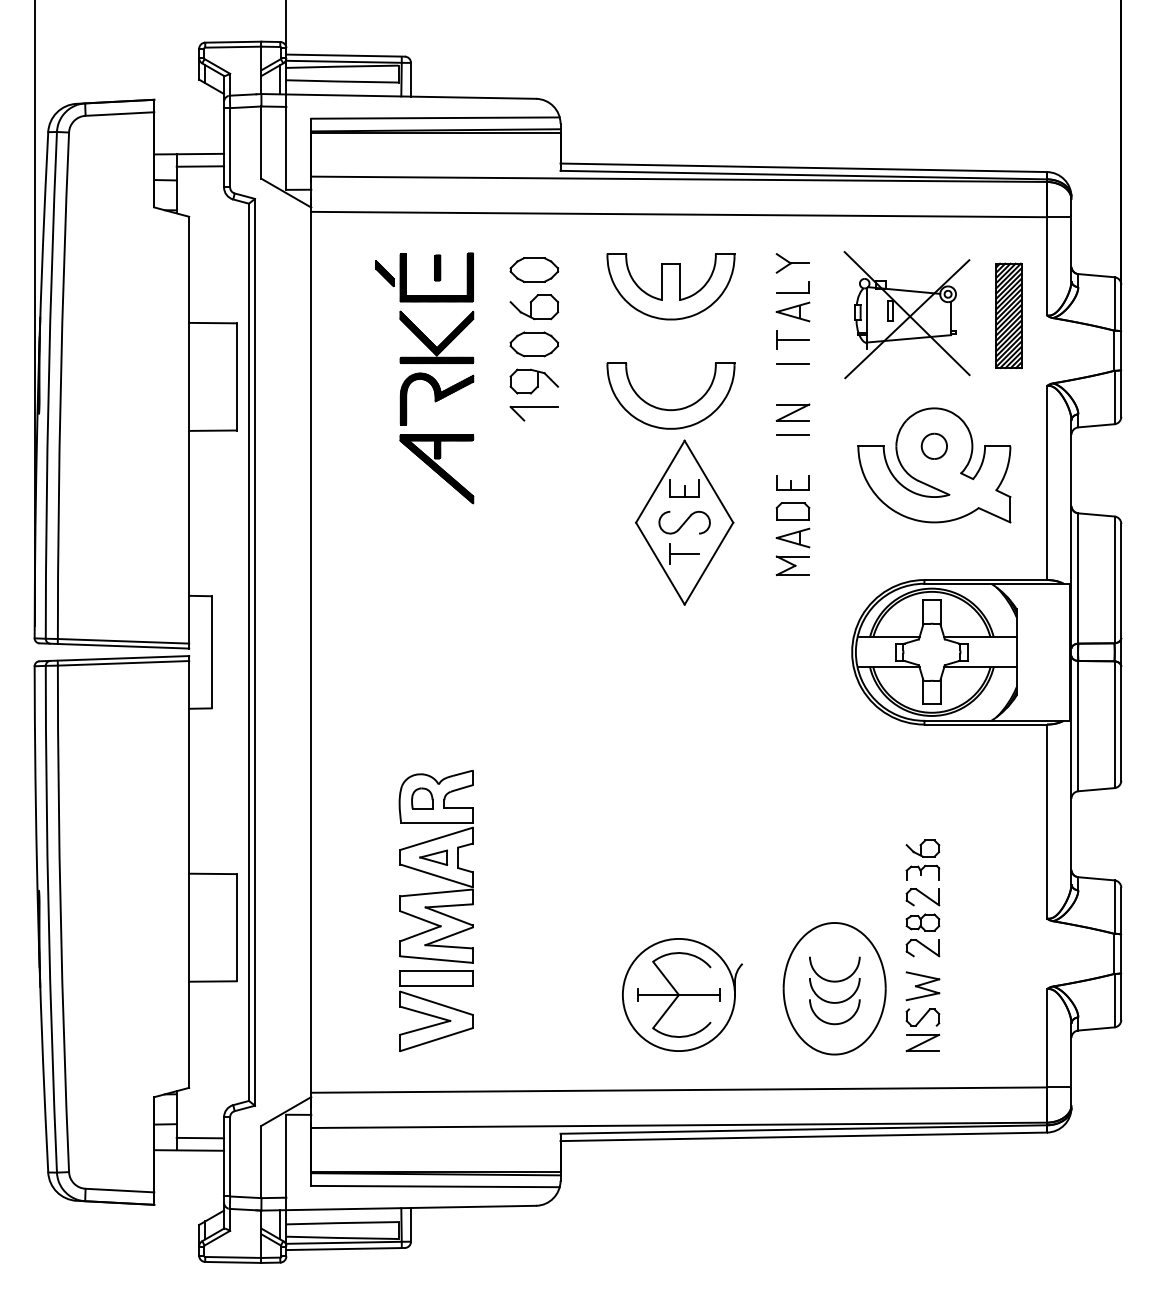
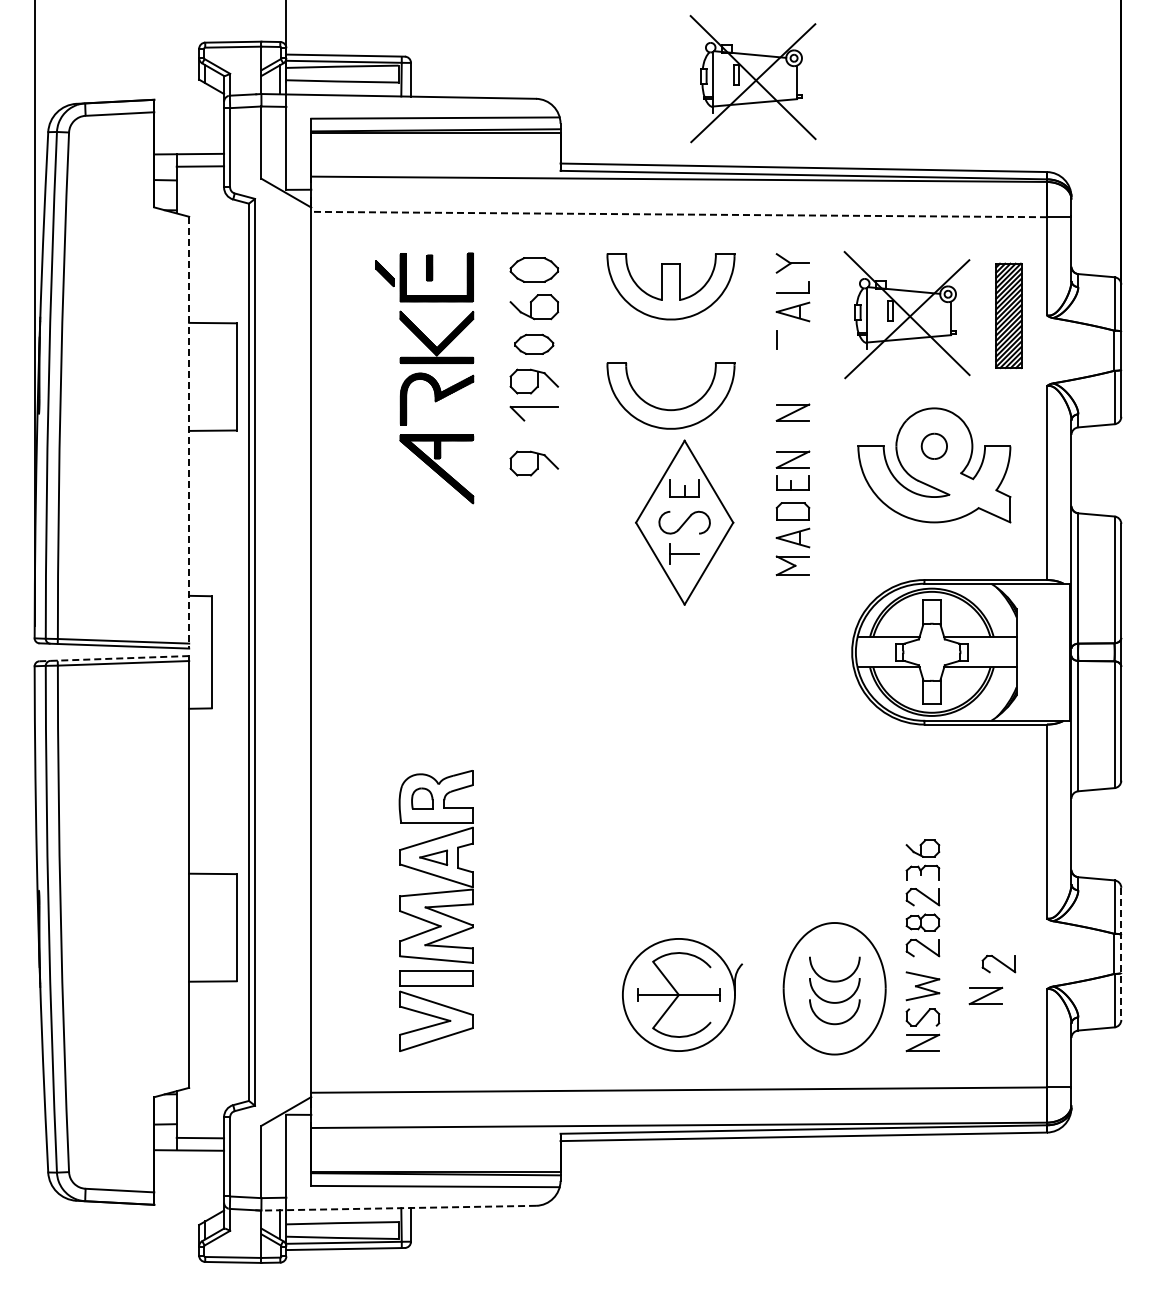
part: none -> present (752, 79)
line: solid -> dashed (679, 214)
part position: (437, 267) -> (429, 267) (429, 267)
line: present -> none (792, 339)
part size: 51x27 px -> 41x22 px (534, 343)
line: present -> none (792, 363)
line: solid -> dashed (189, 432)
line: present -> none (792, 435)
part: none -> present (792, 459)
part: none -> present (534, 463)
line: solid -> dashed (114, 658)
line: solid -> dashed (1121, 954)
part: none -> present (998, 963)
part: none -> present (985, 995)
line: solid -> dashed (398, 1208)
